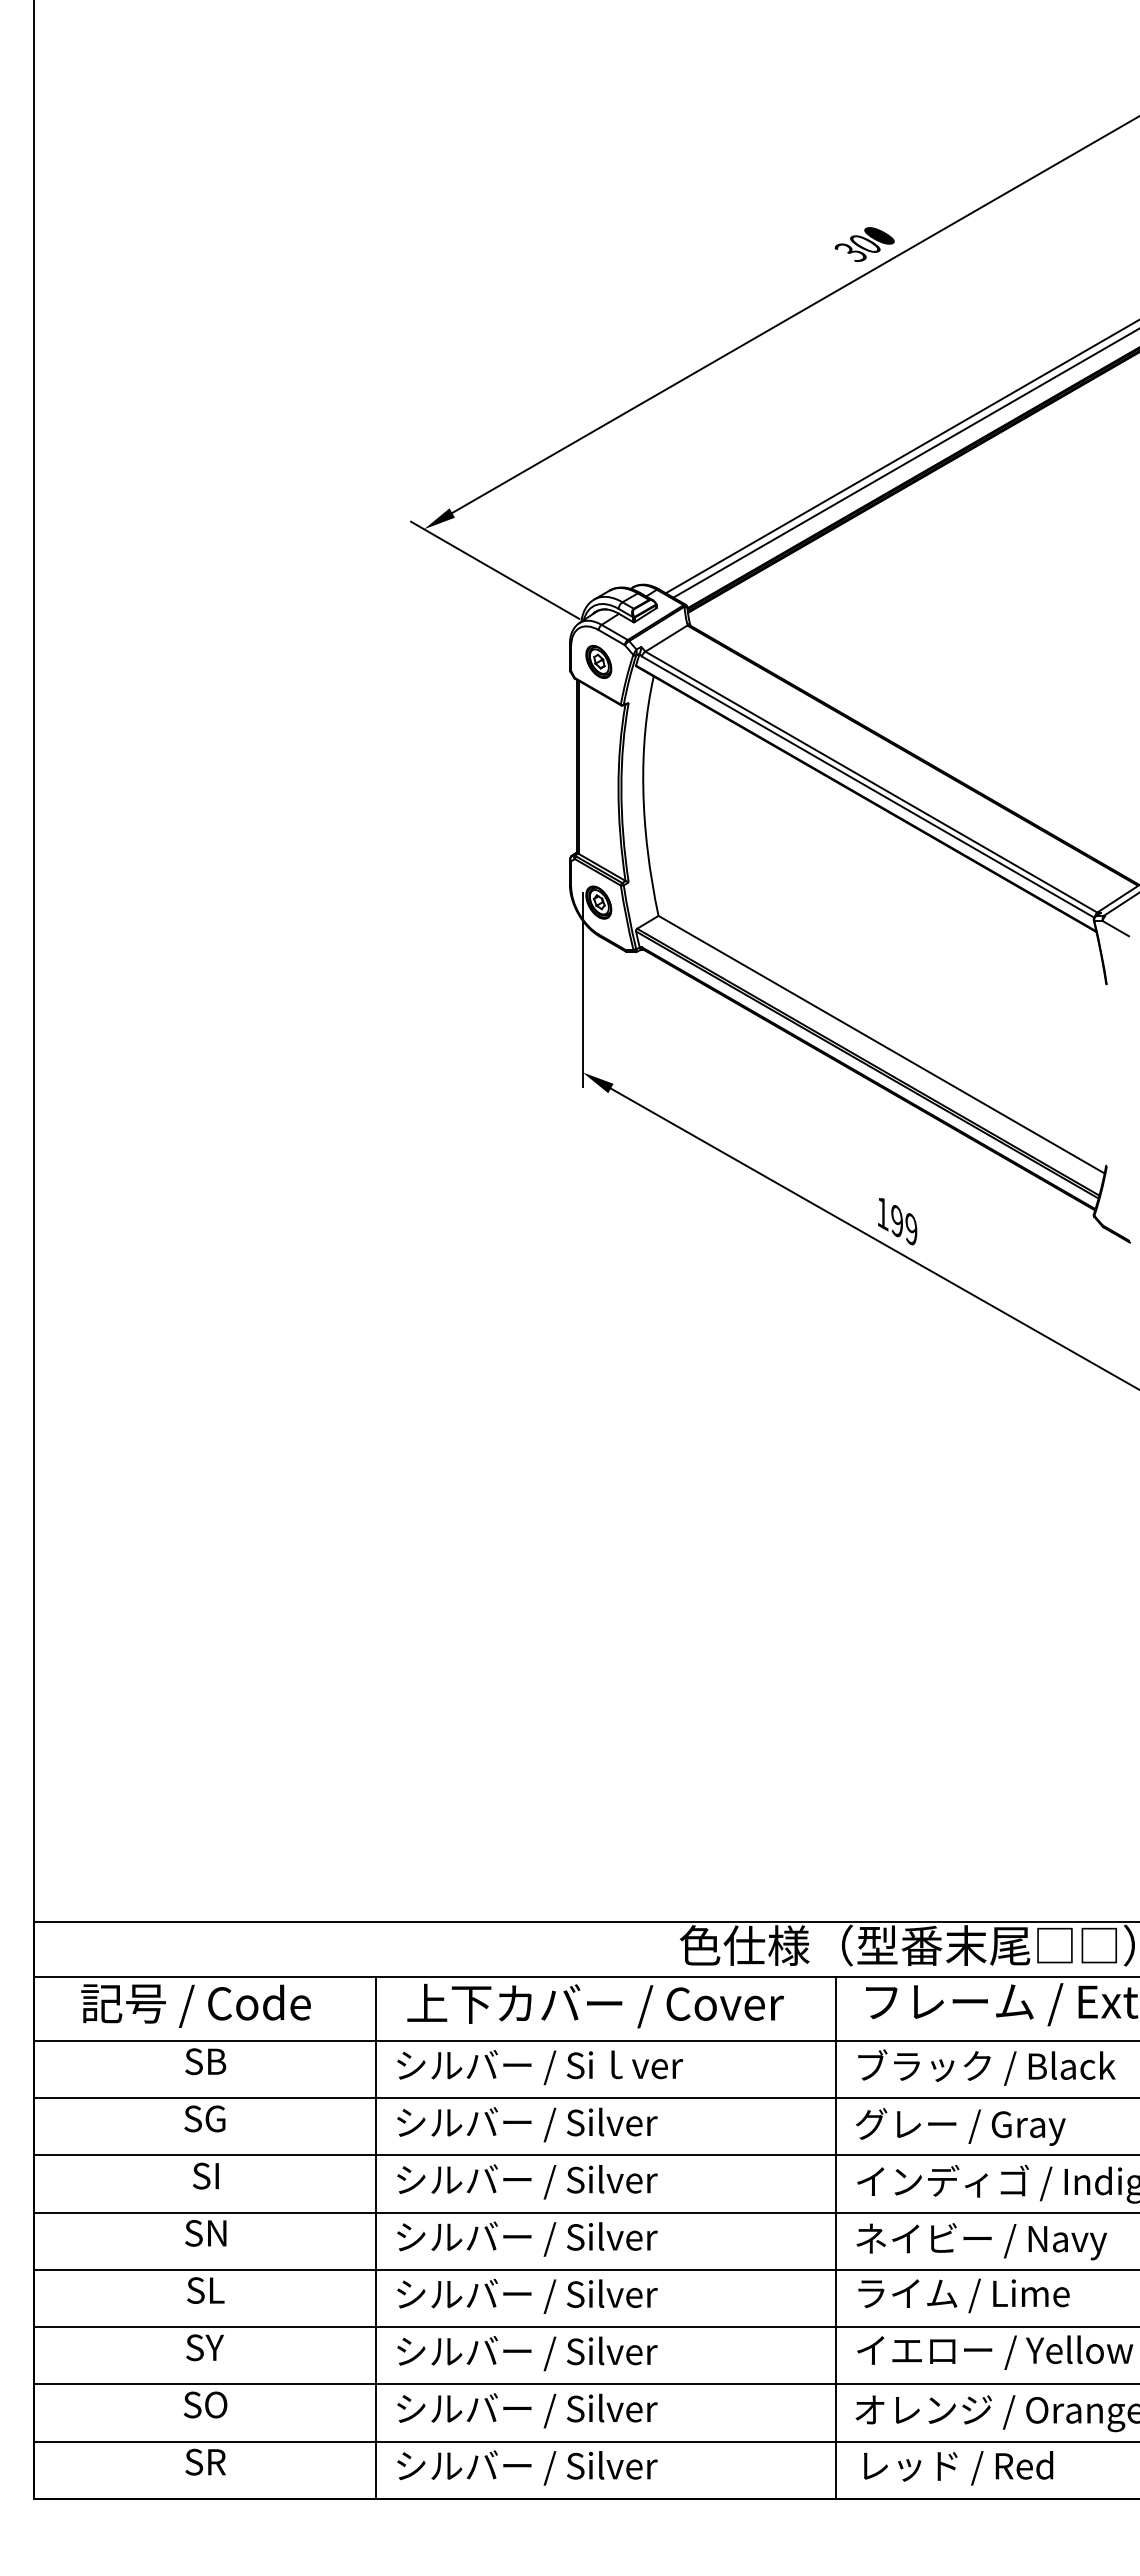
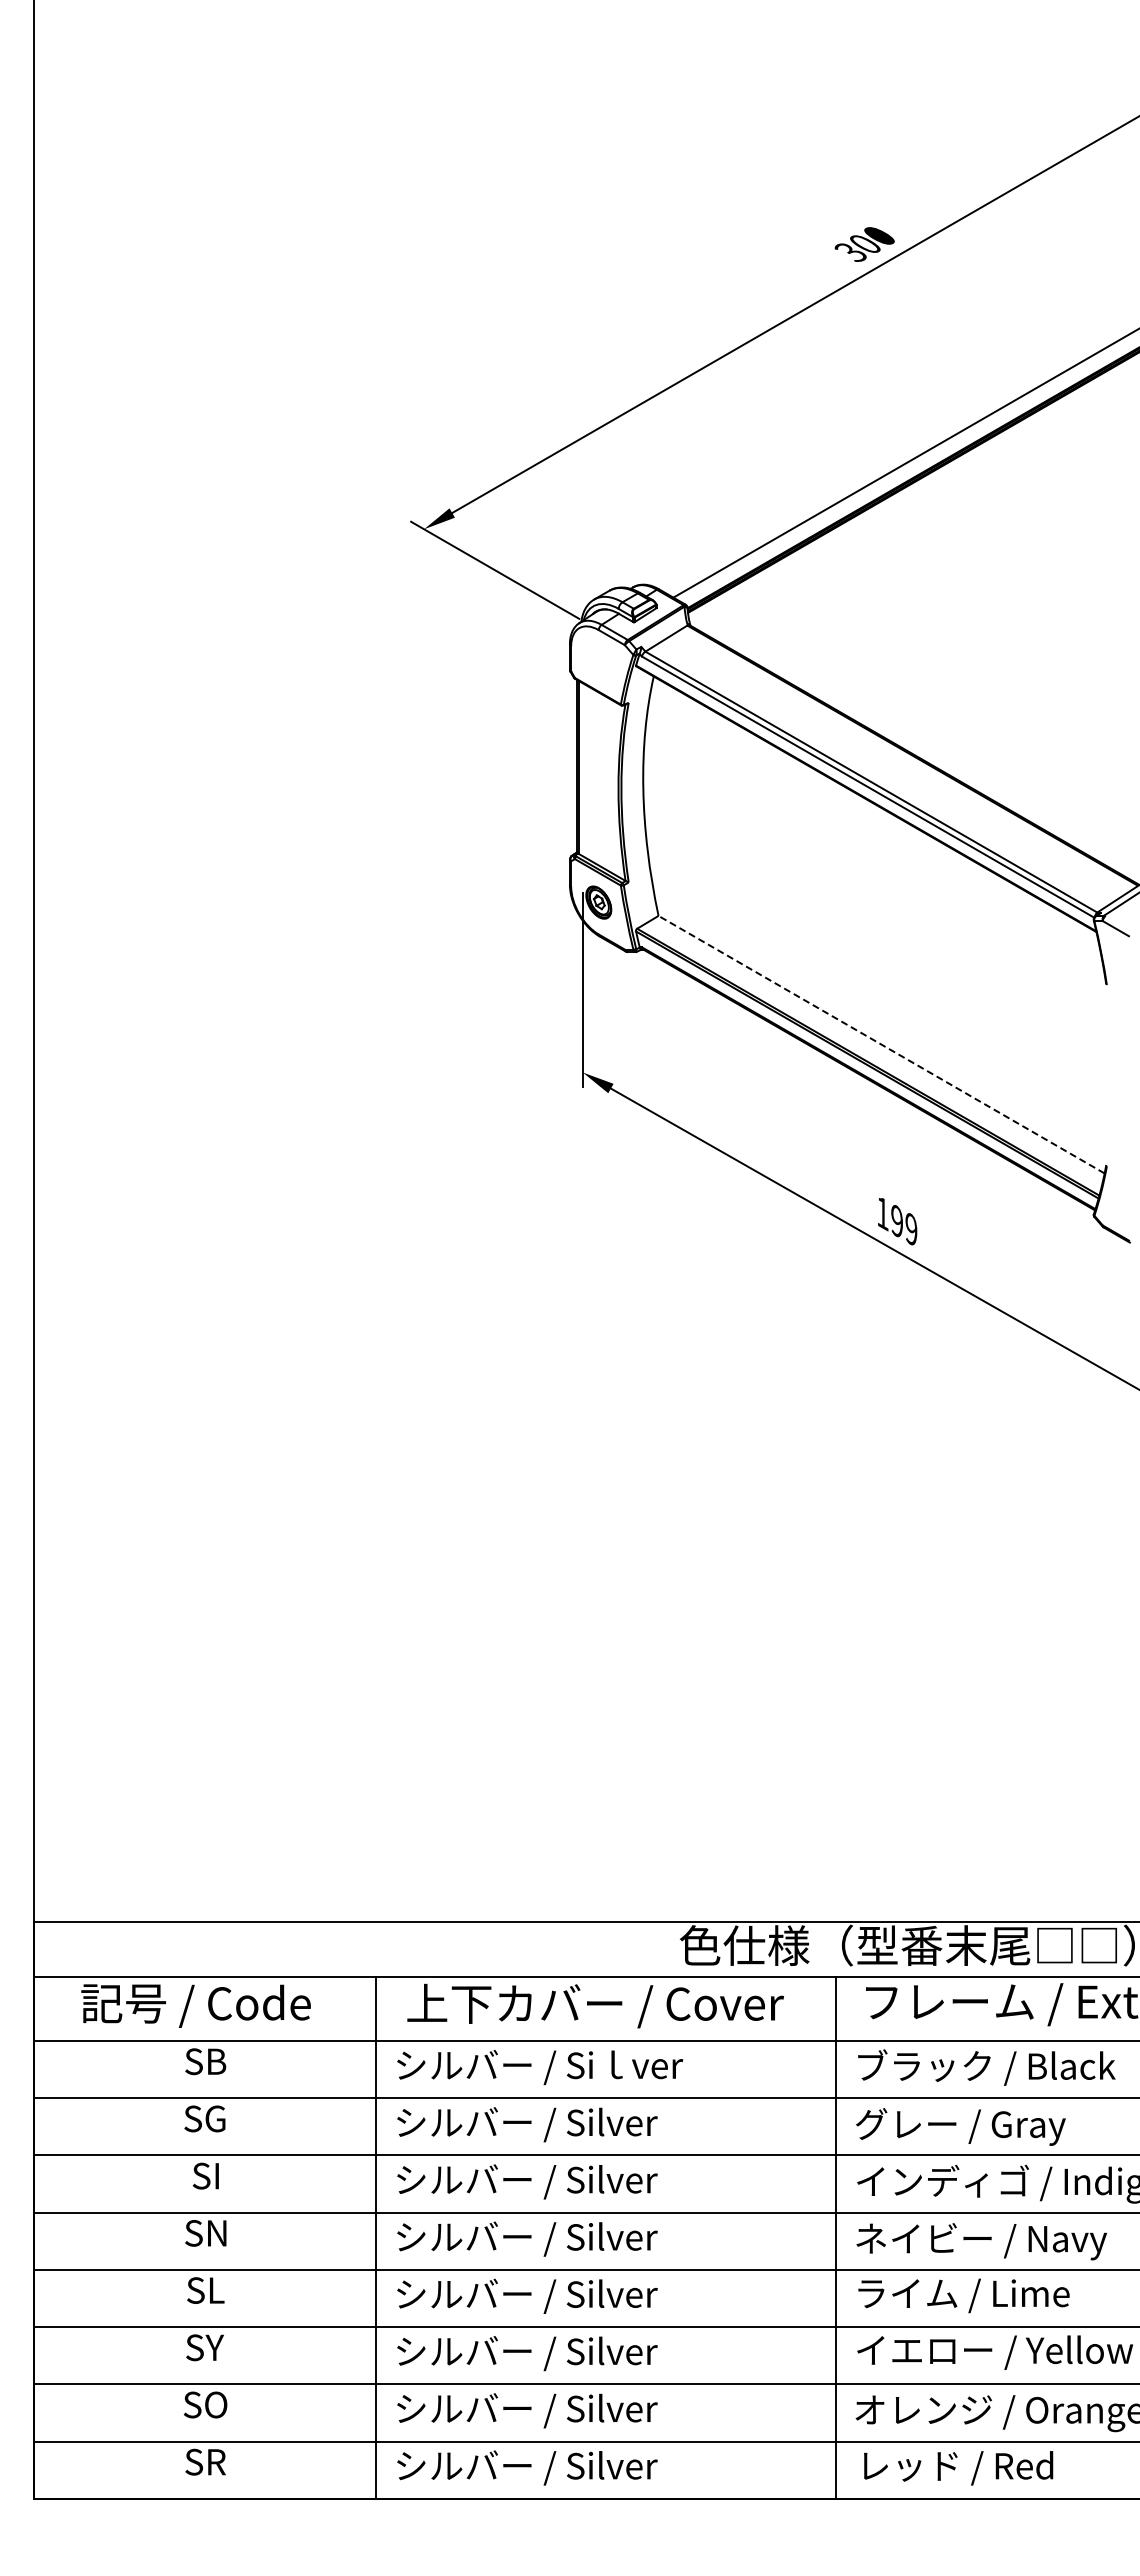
line: present -> none (900, 457)
part: present -> none (598, 661)
line: solid -> dashed (881, 1044)
